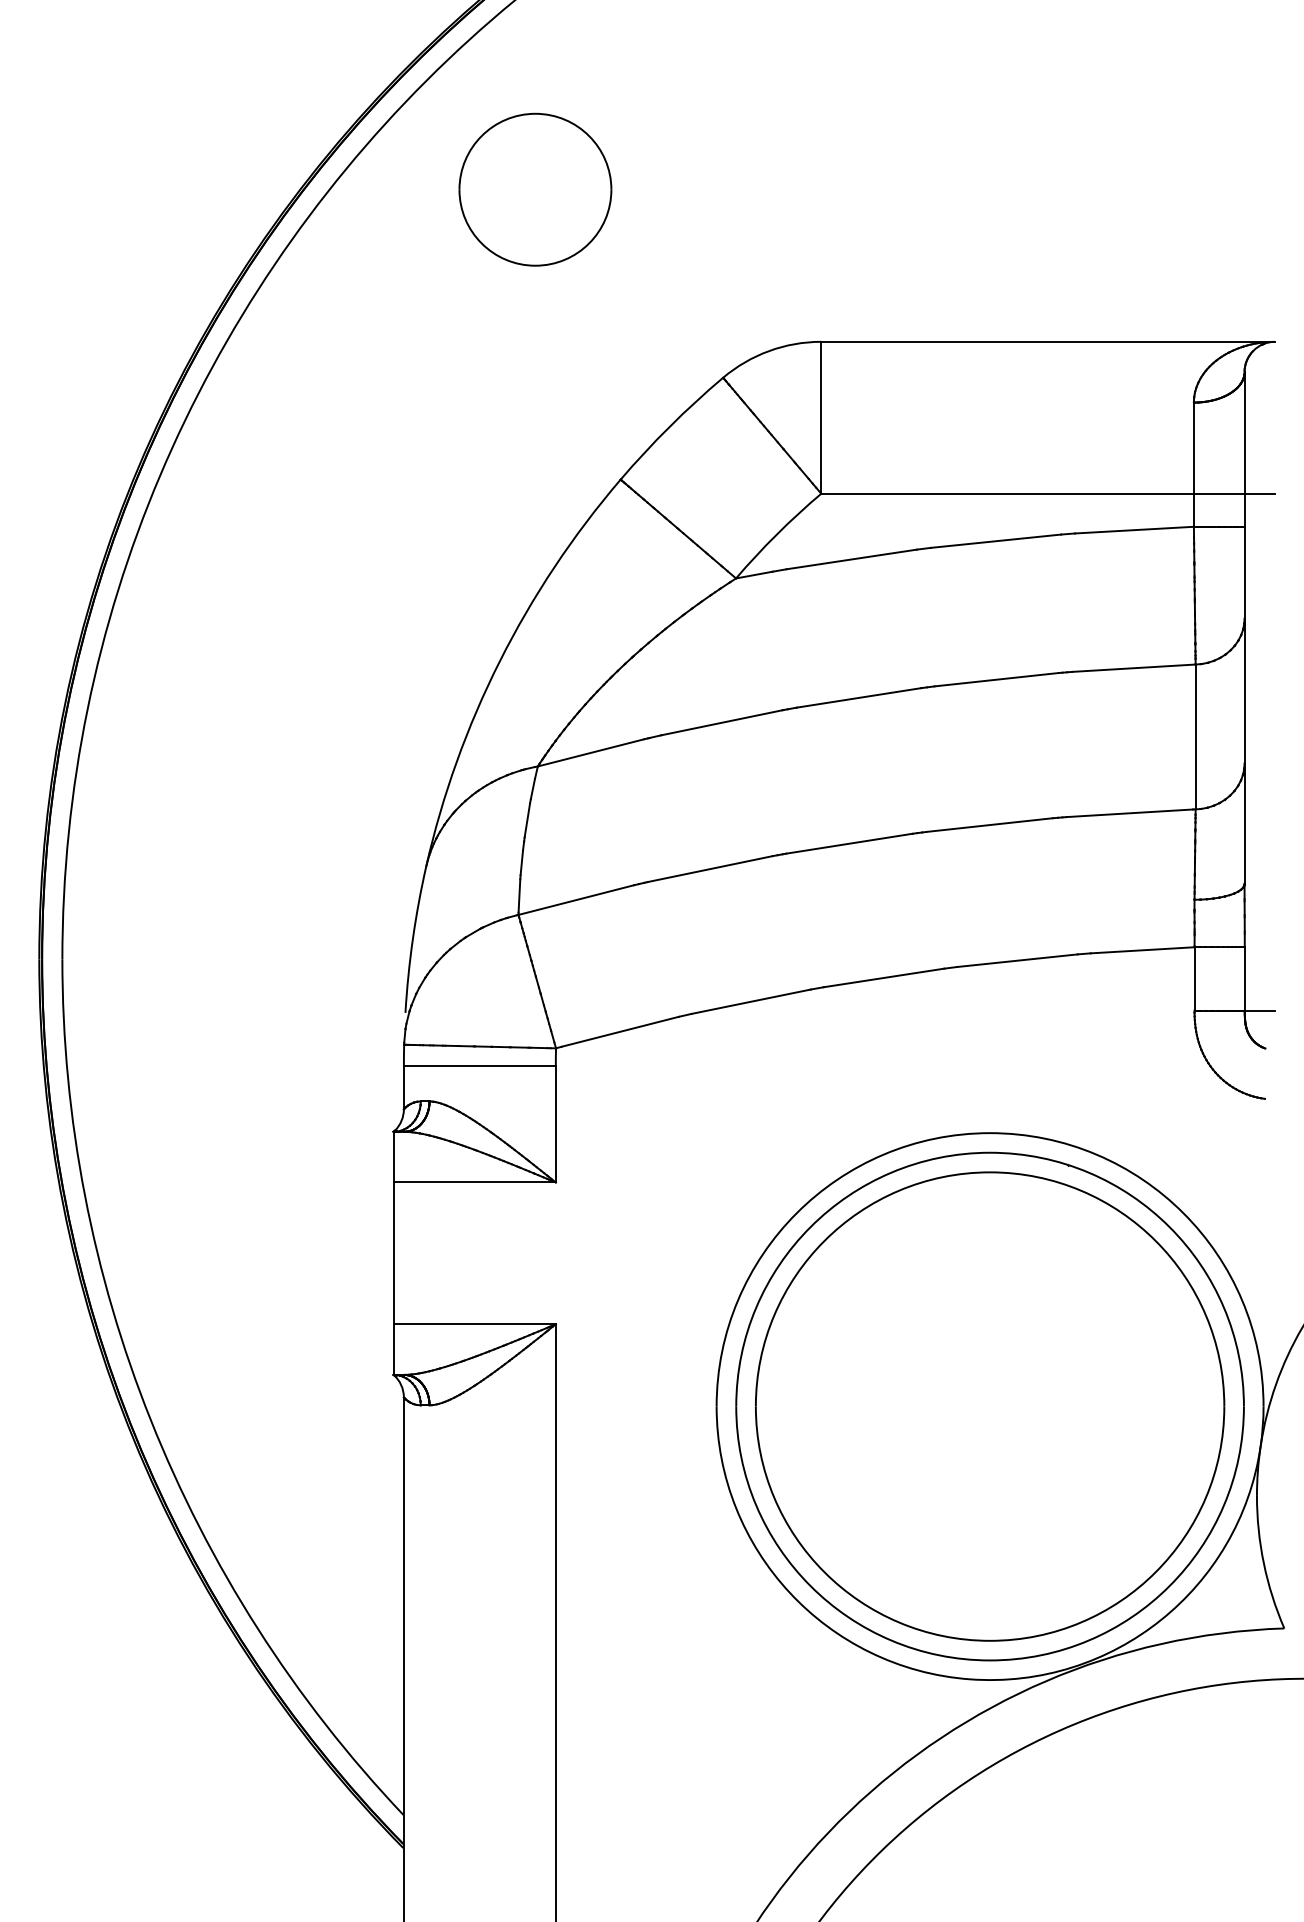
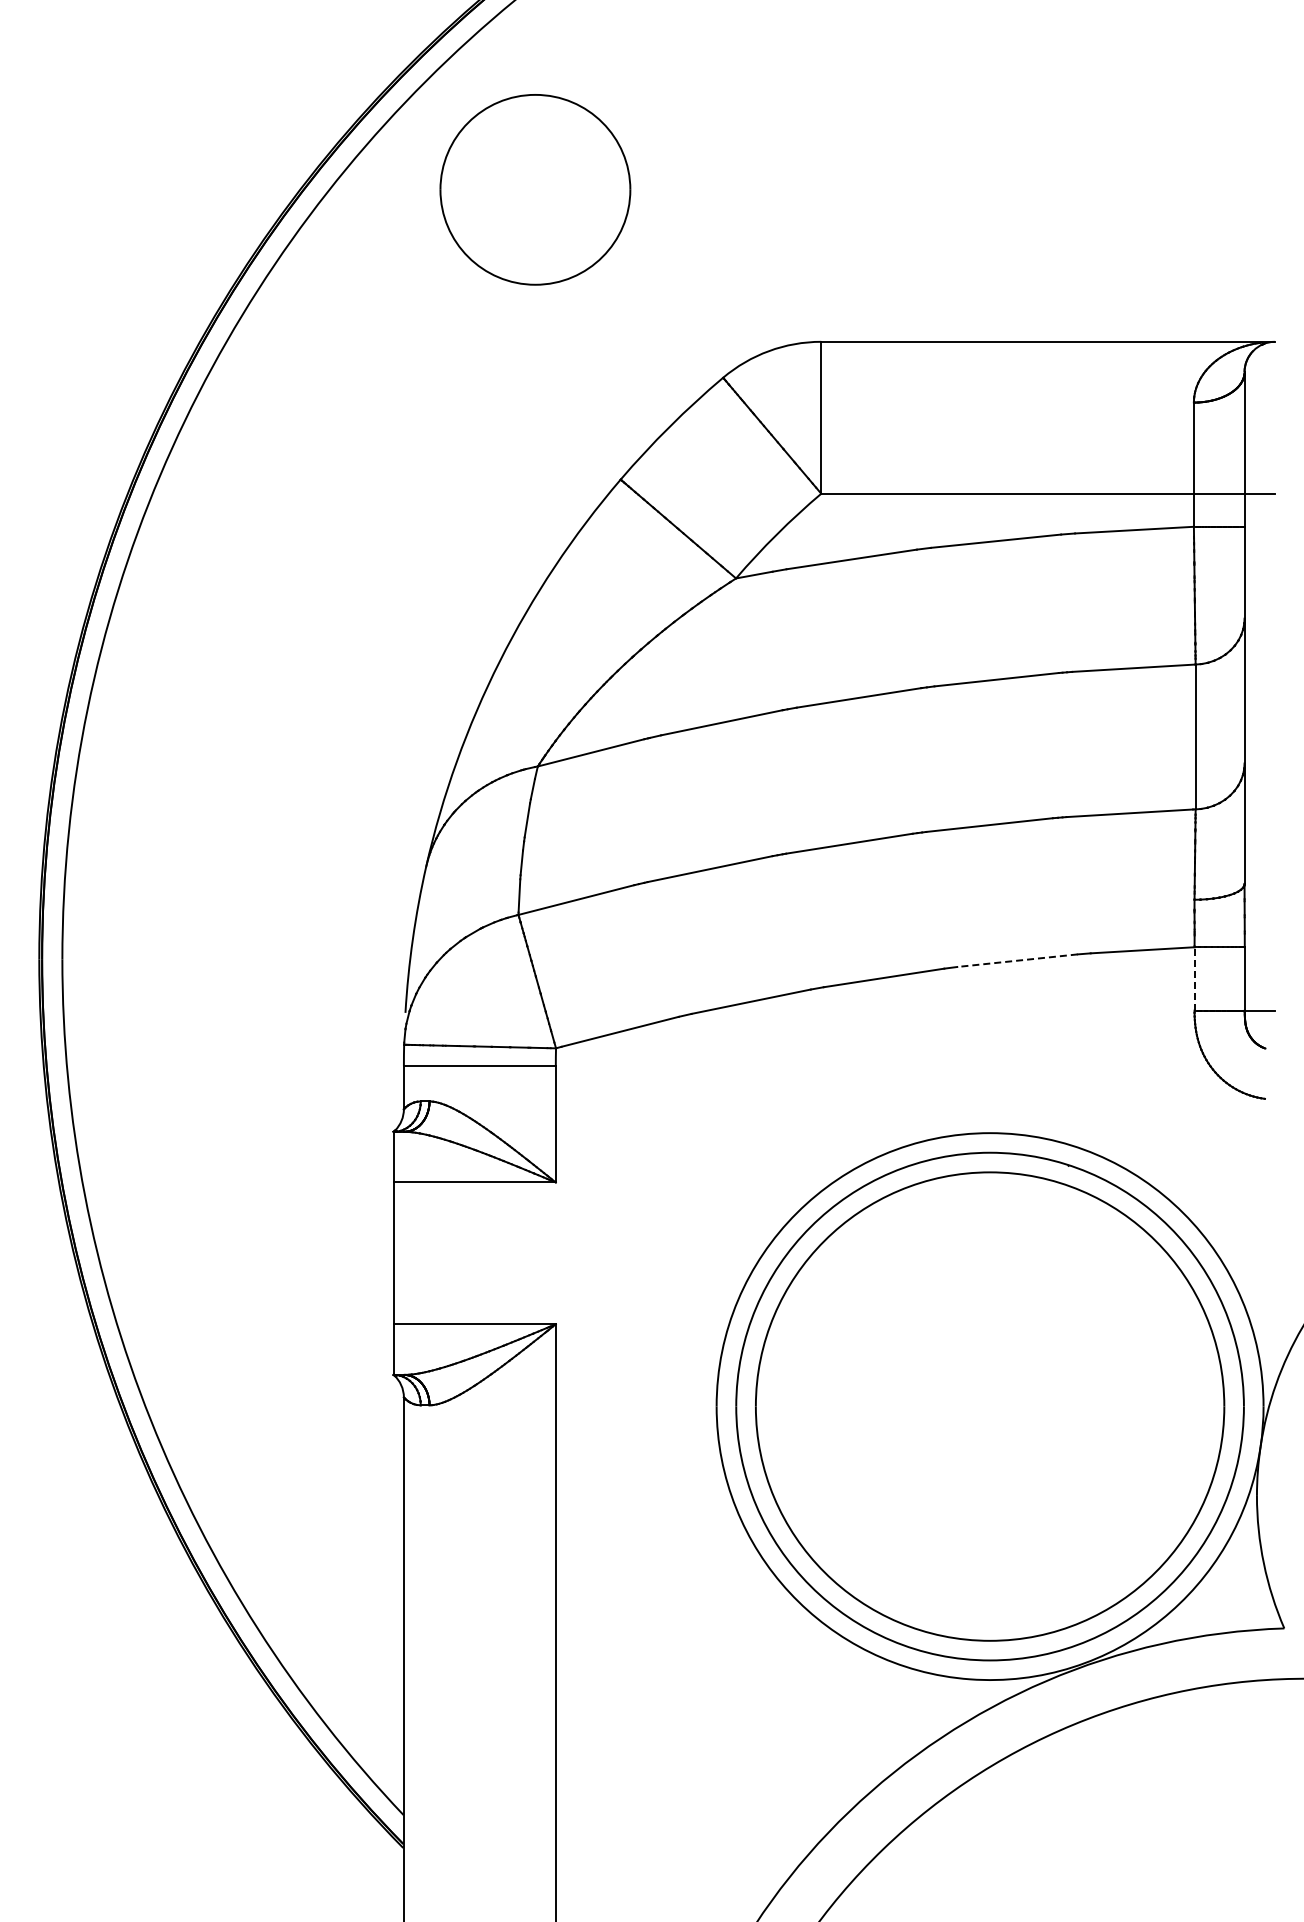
part size: 155x155 px -> 193x192 px (535, 189)
line: solid -> dashed (1017, 960)
line: solid -> dashed (1194, 978)
